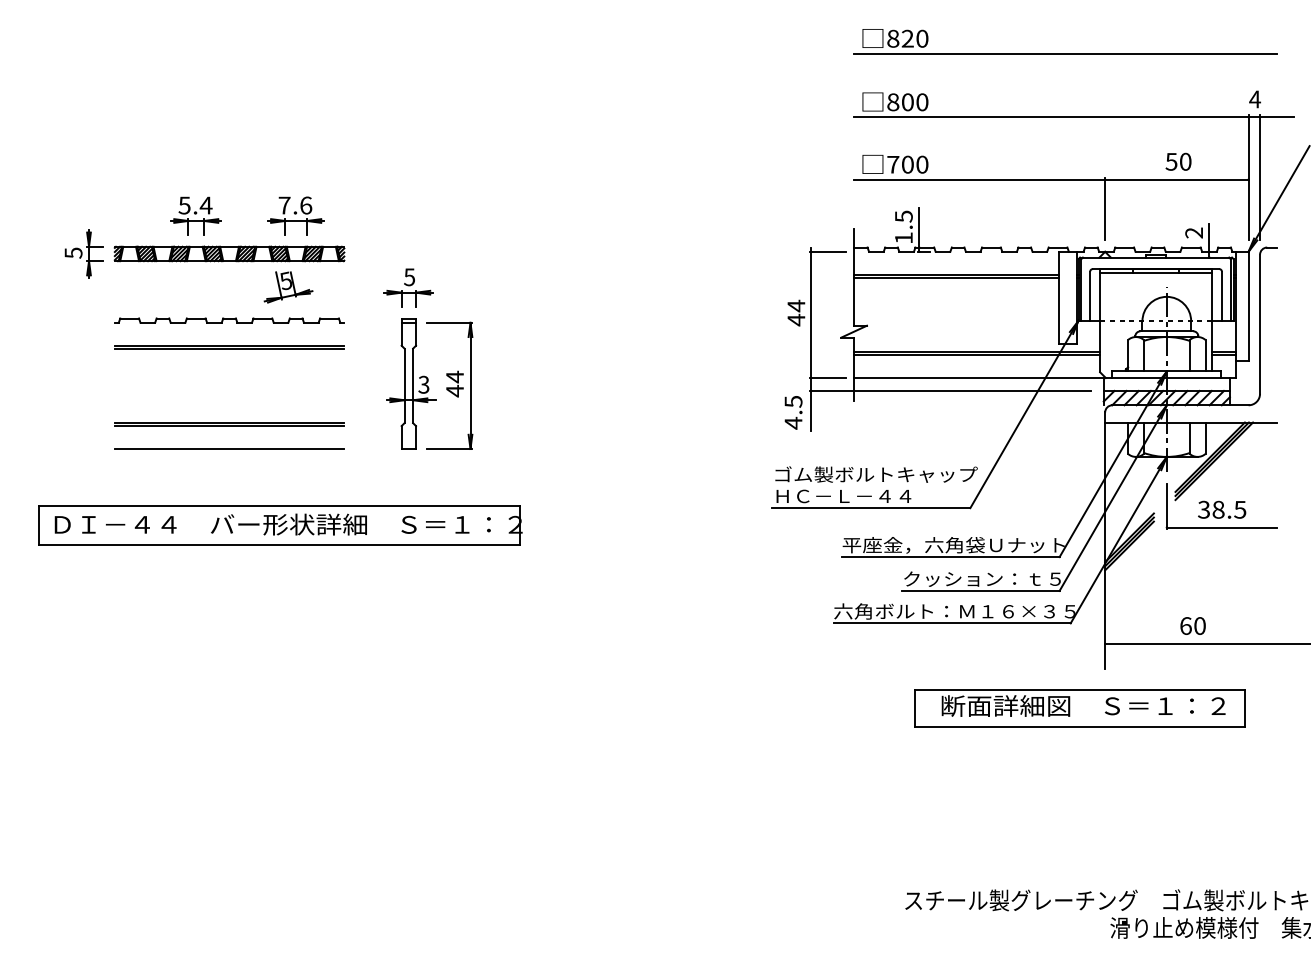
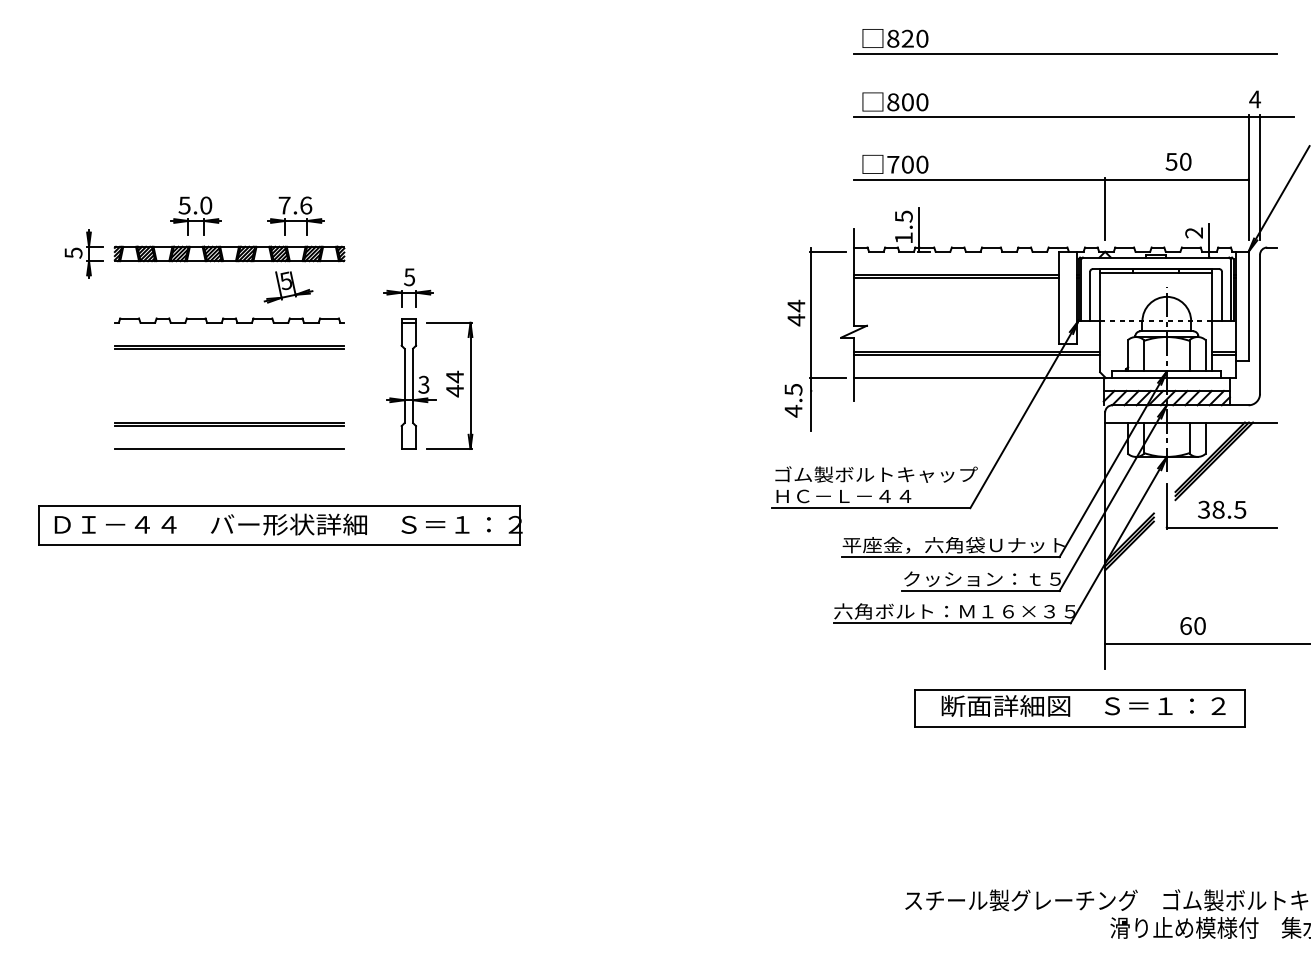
text: 5.4 -> 5.0 (205, 205)
line: present -> none (949, 390)
text position: (793, 412) -> (793, 400) (793, 400)
